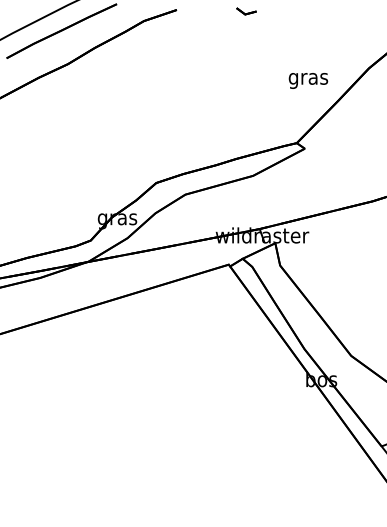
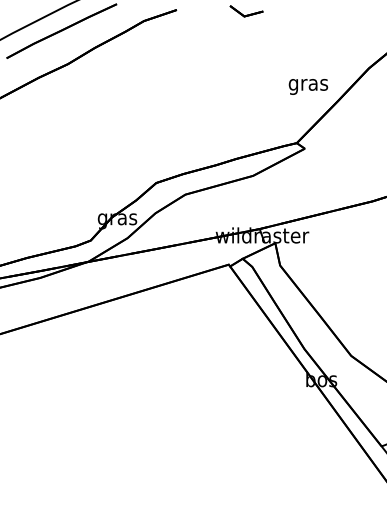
part size: 21x9 px -> 35x13 px (246, 11)
text position: (308, 80) -> (308, 86) (308, 86)
